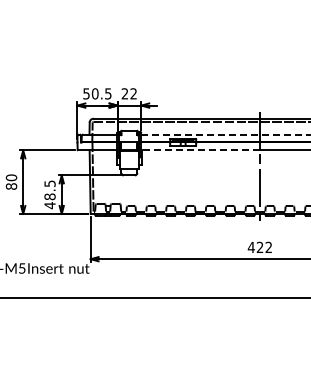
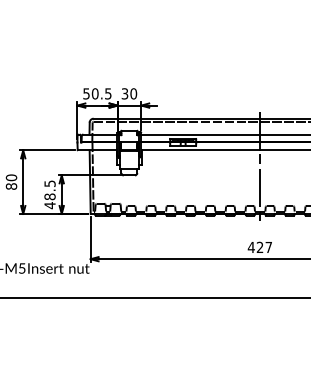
text: 22 -> 30 (129, 93)
line: dashed -> solid (225, 134)
line: dashed -> solid (200, 150)
text: 422 -> 427 (268, 246)
